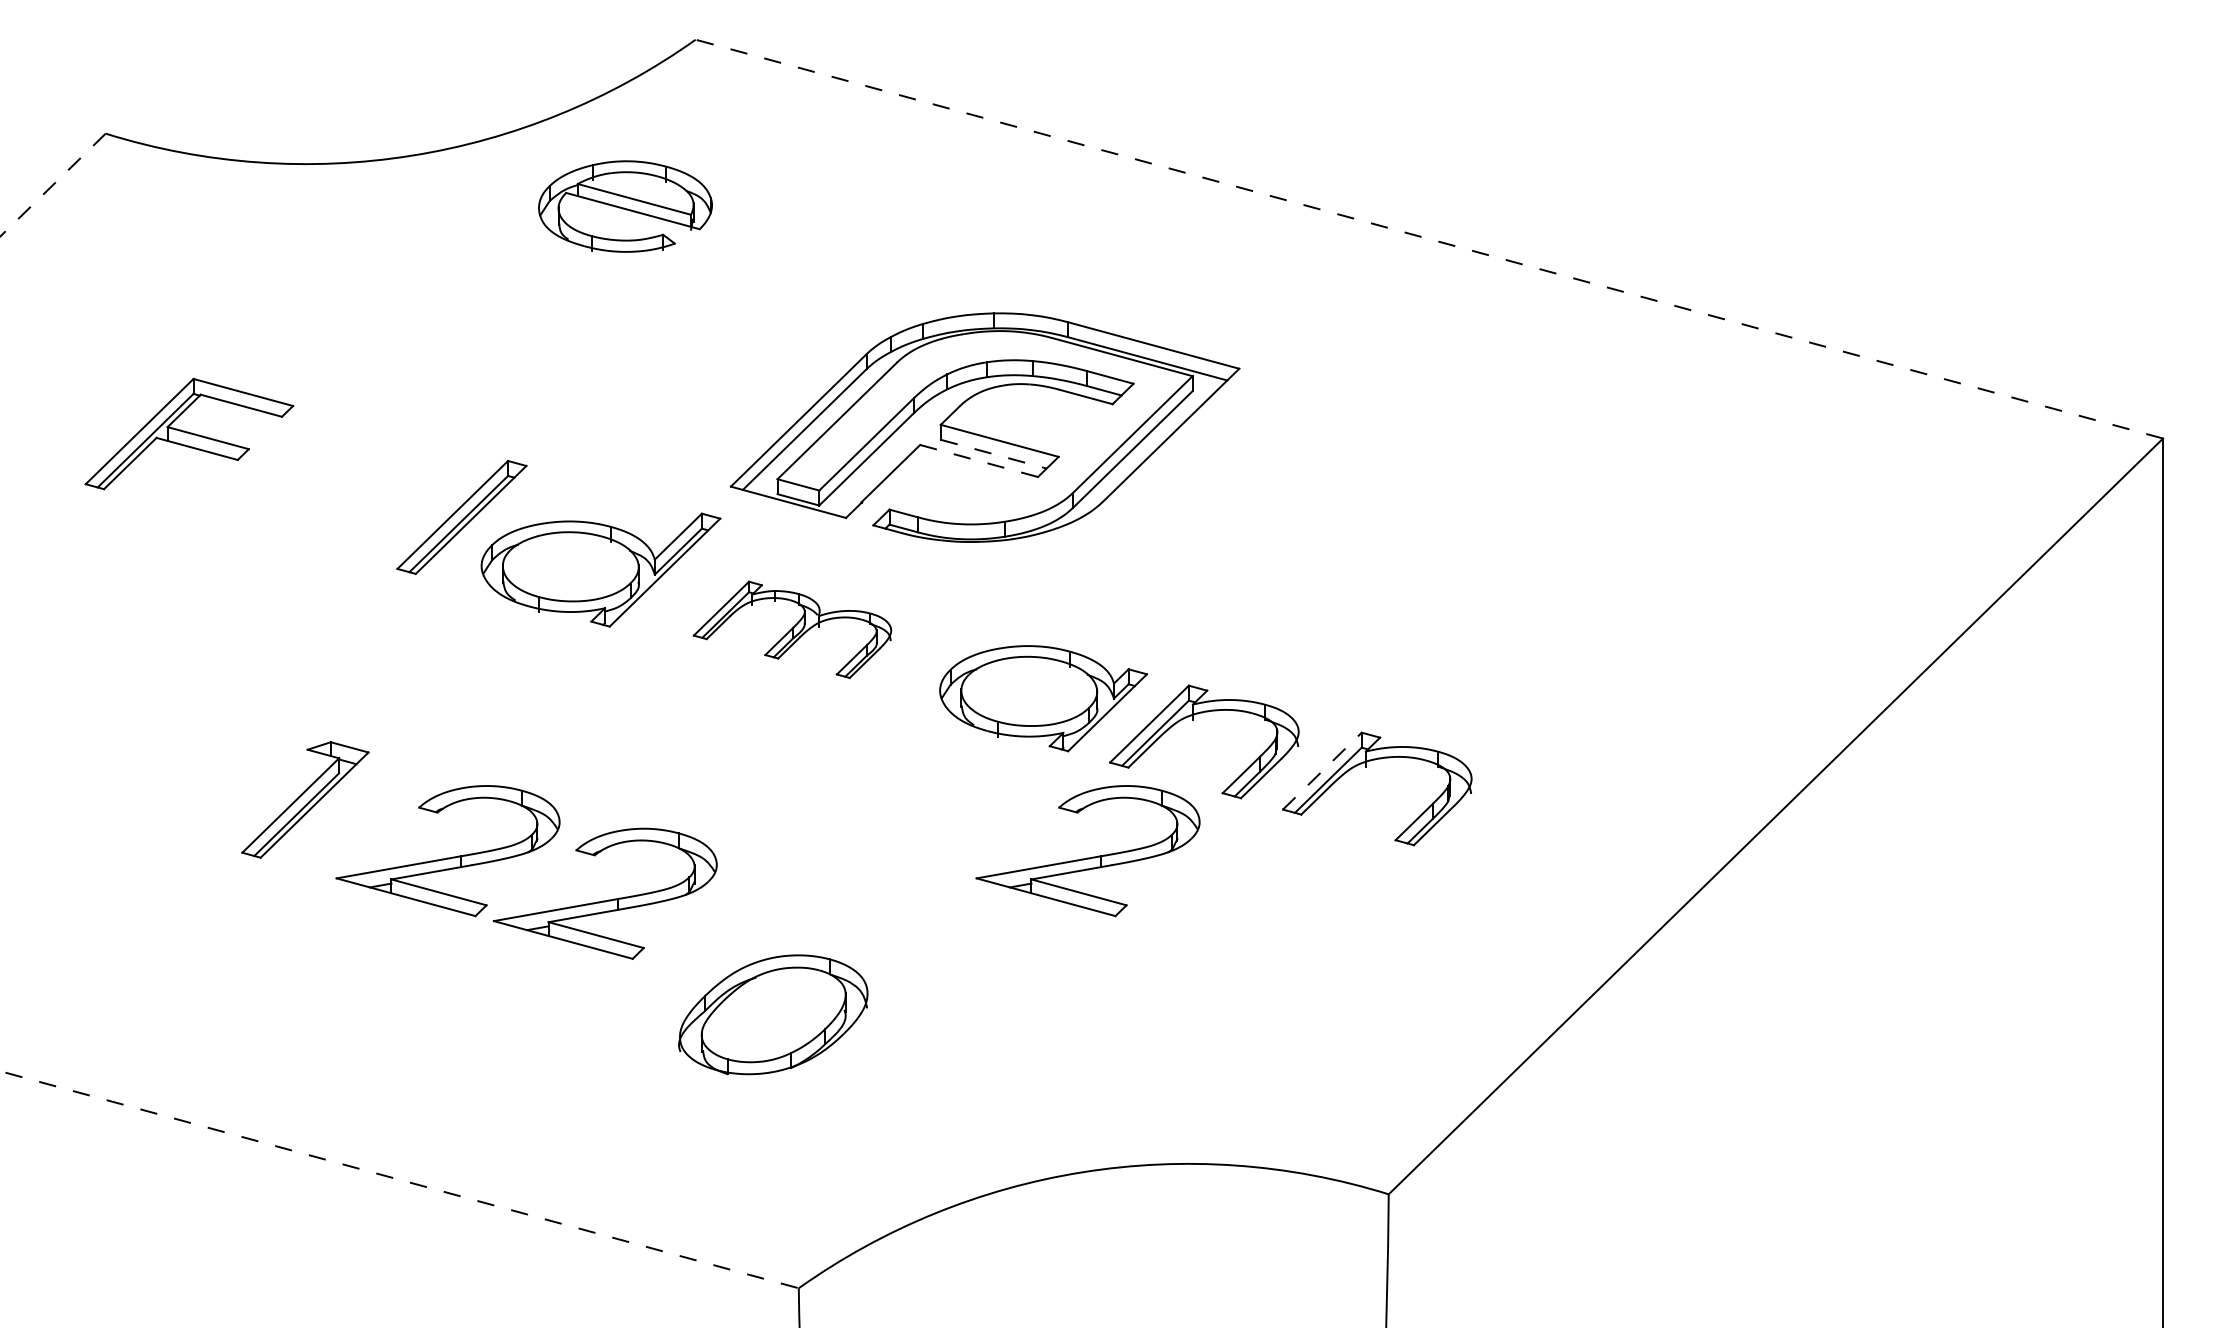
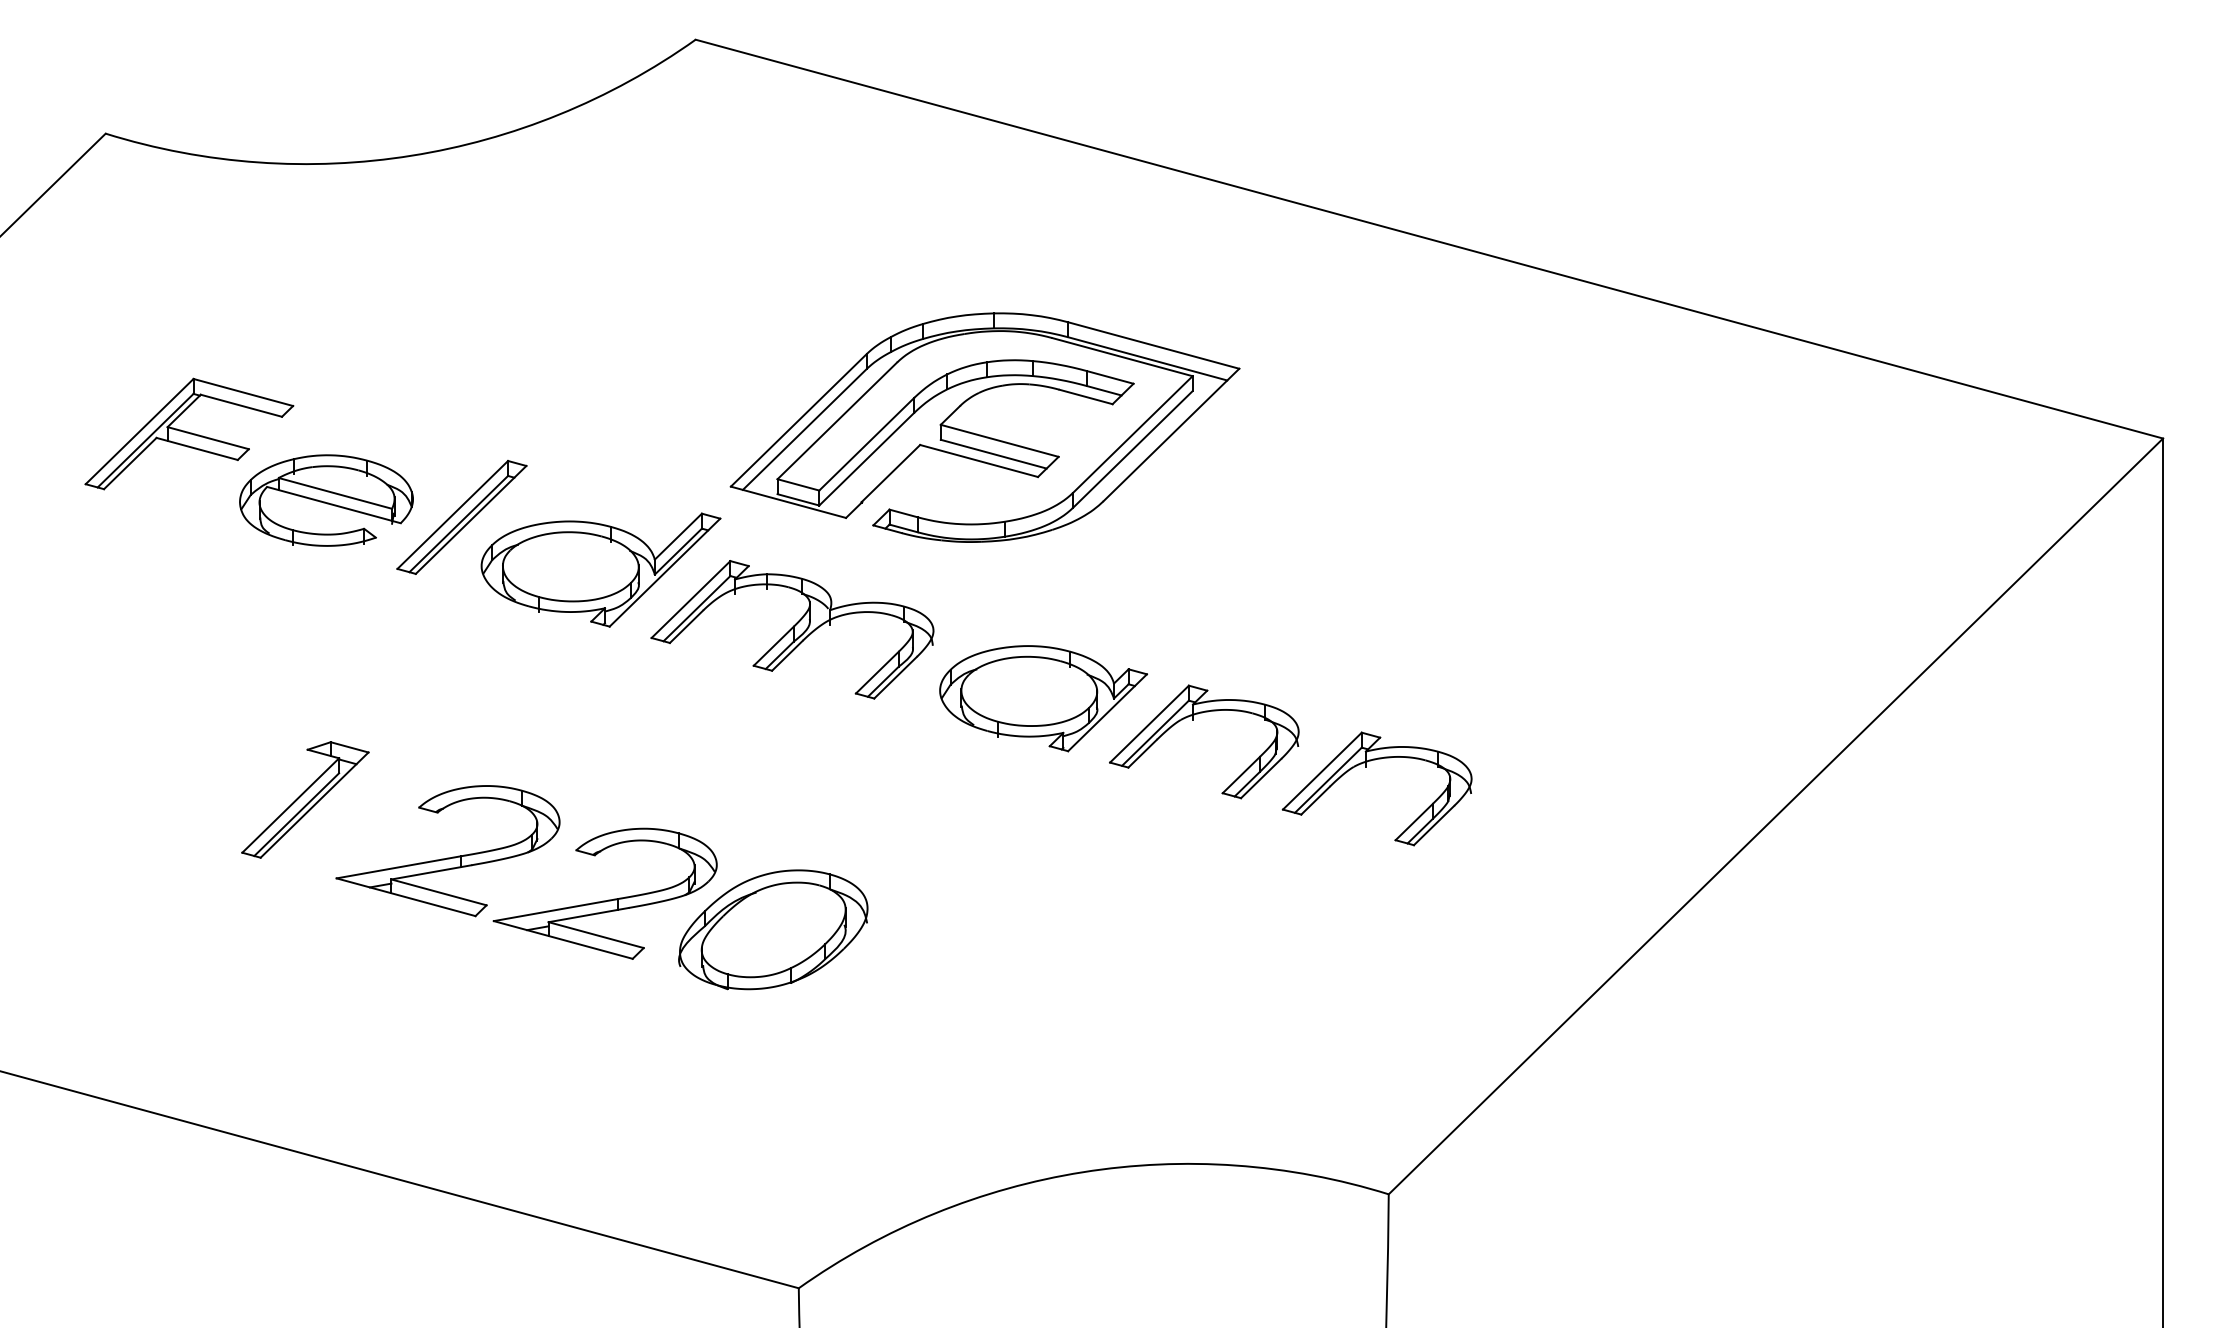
line: dashed -> solid (52, 185)
part position: (625, 206) -> (326, 500) (326, 500)
line: dashed -> solid (1428, 238)
line: dashed -> solid (993, 454)
line: dashed -> solid (978, 460)
part size: 201x99 px -> 285x140 px (792, 629)
line: dashed -> solid (1322, 770)
part: present -> none (1087, 851)
part position: (773, 1014) -> (773, 929) (773, 929)
line: dashed -> solid (400, 1179)
